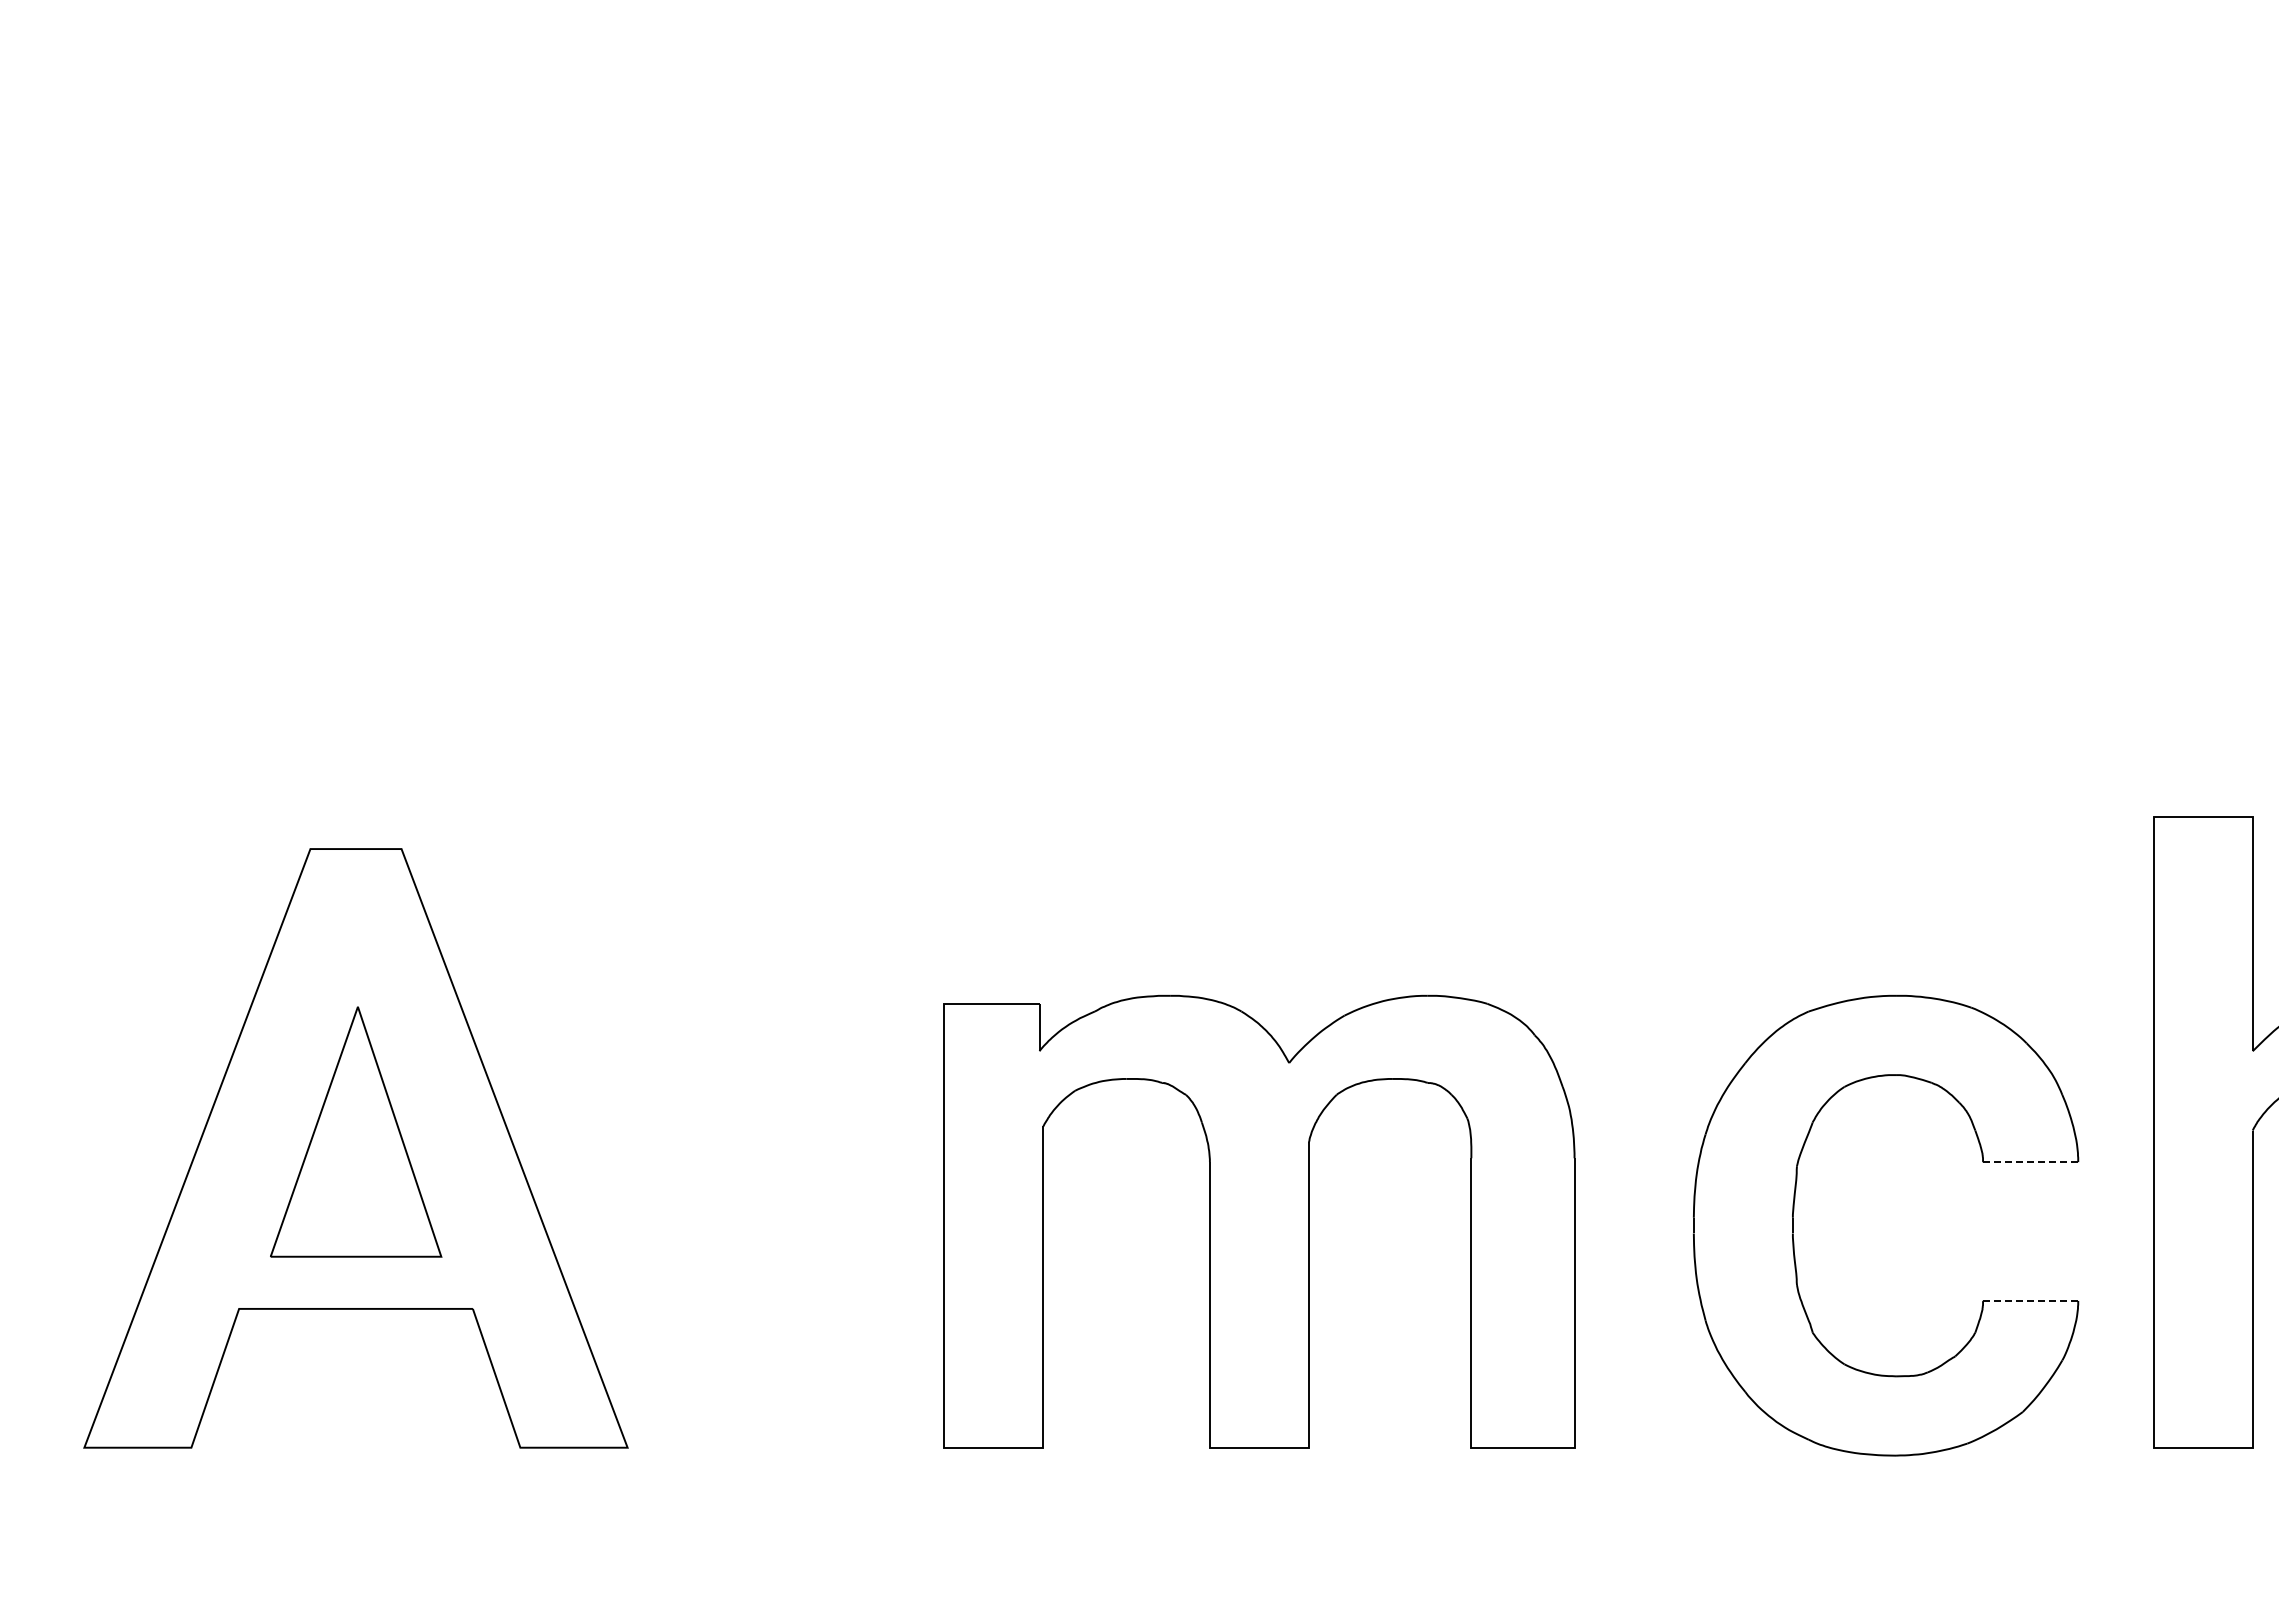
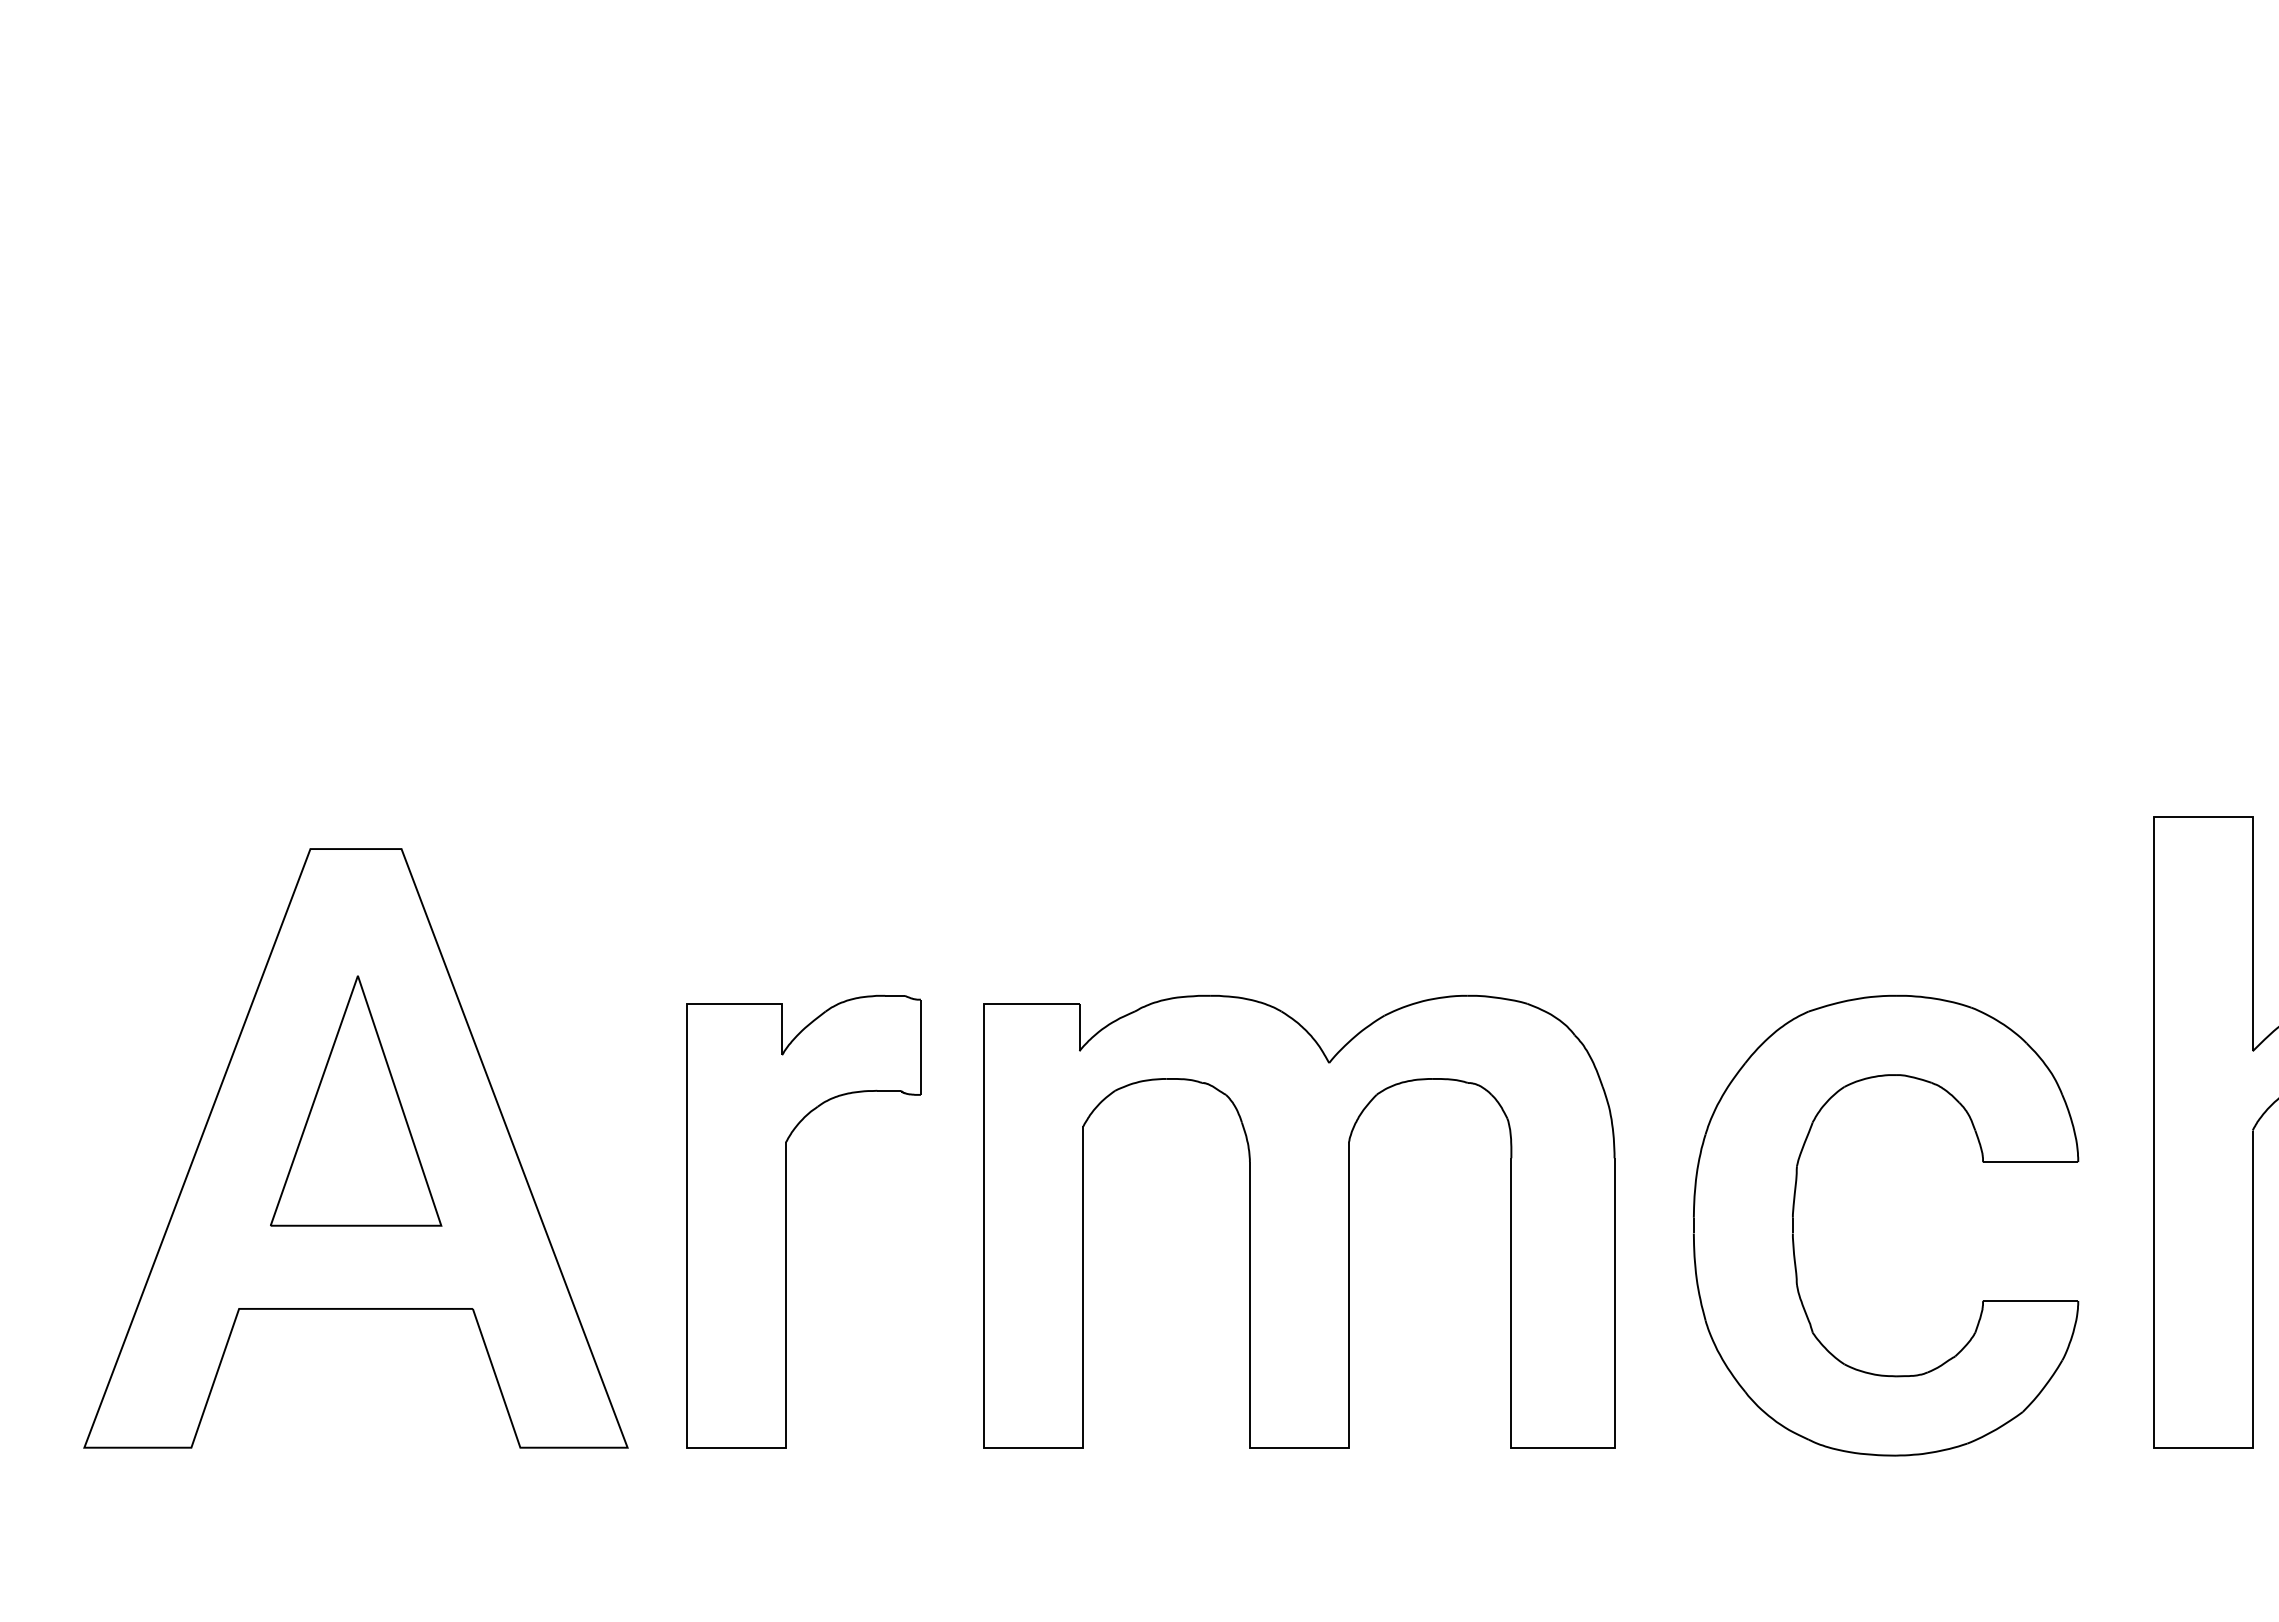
part position: (356, 1131) -> (356, 1100) (356, 1100)
line: dashed -> solid (2030, 1162)
part: none -> present (786, 1221)
part position: (1259, 1221) -> (1299, 1221) (1299, 1221)
line: dashed -> solid (2031, 1300)
